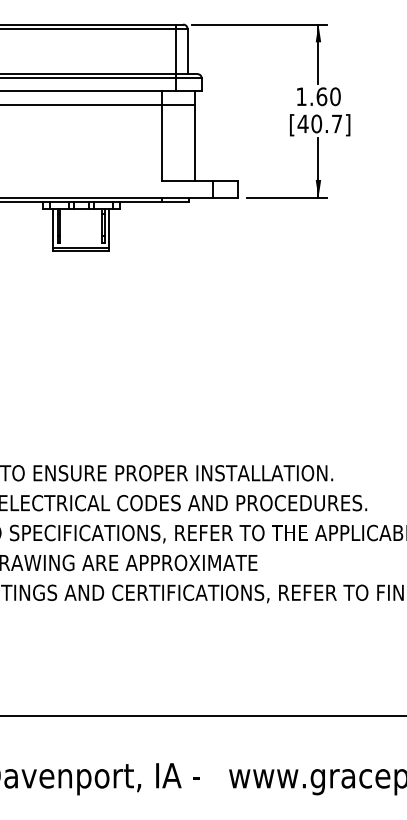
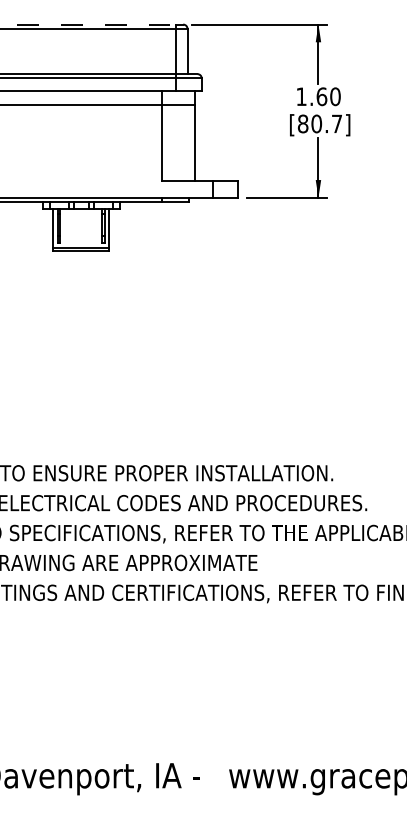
line: solid -> dashed (88, 24)
text: [40.7] -> [80.7] (302, 123)
line: present -> none (202, 716)
